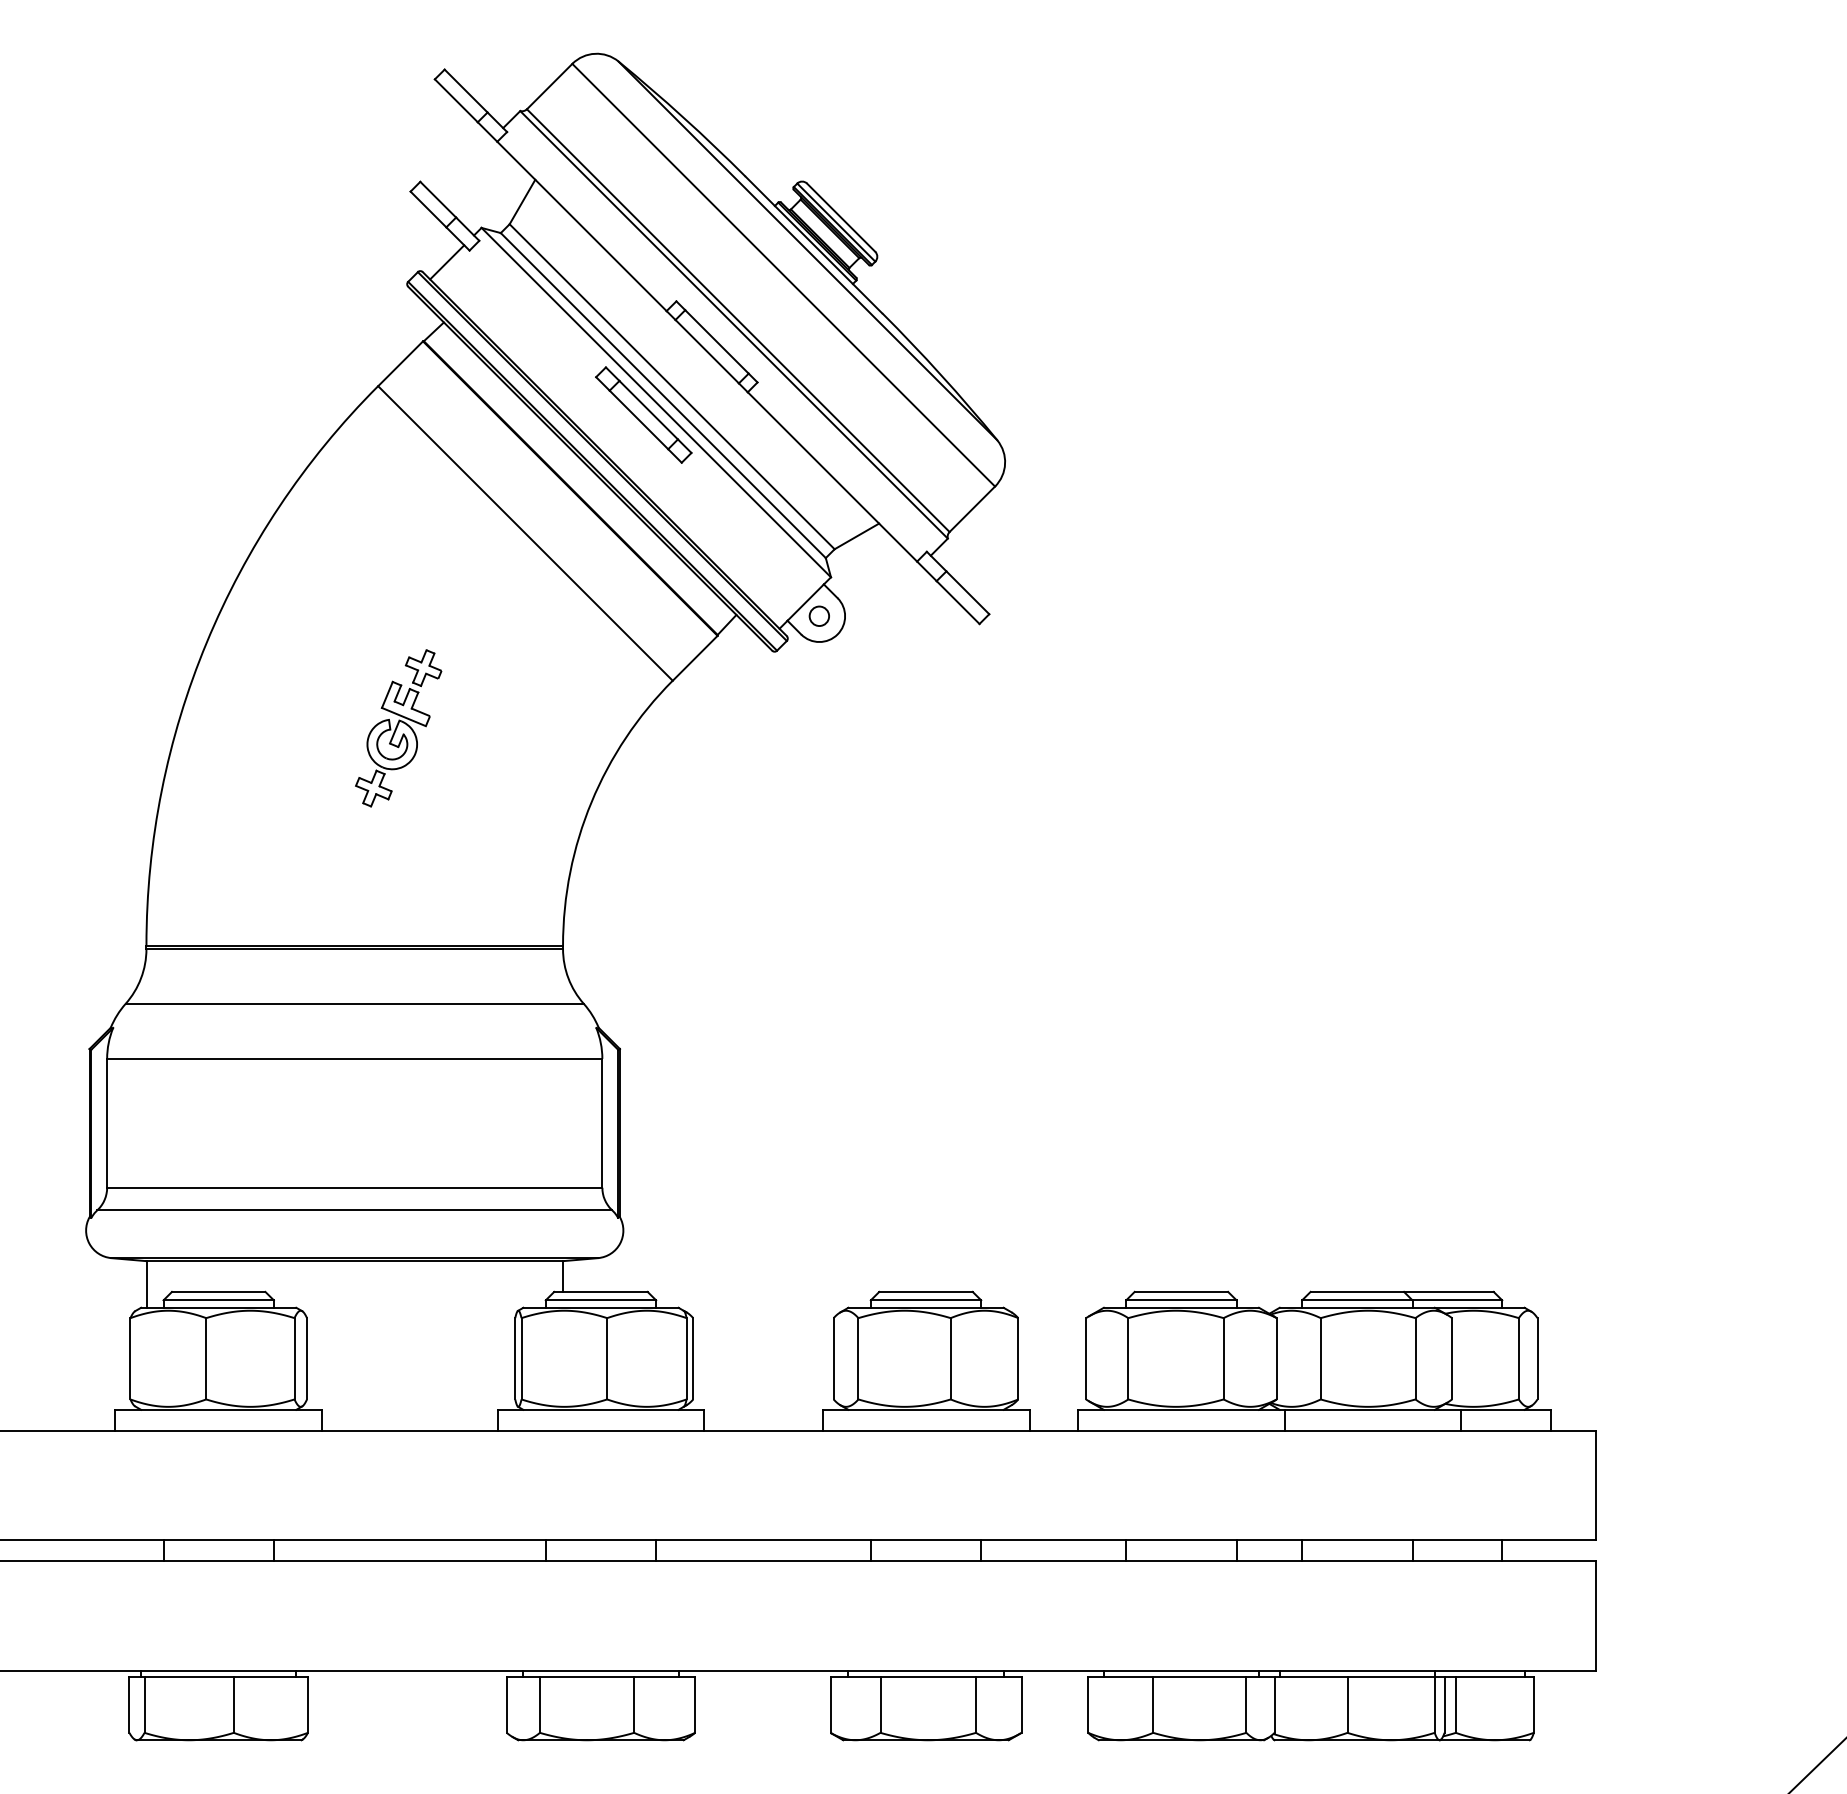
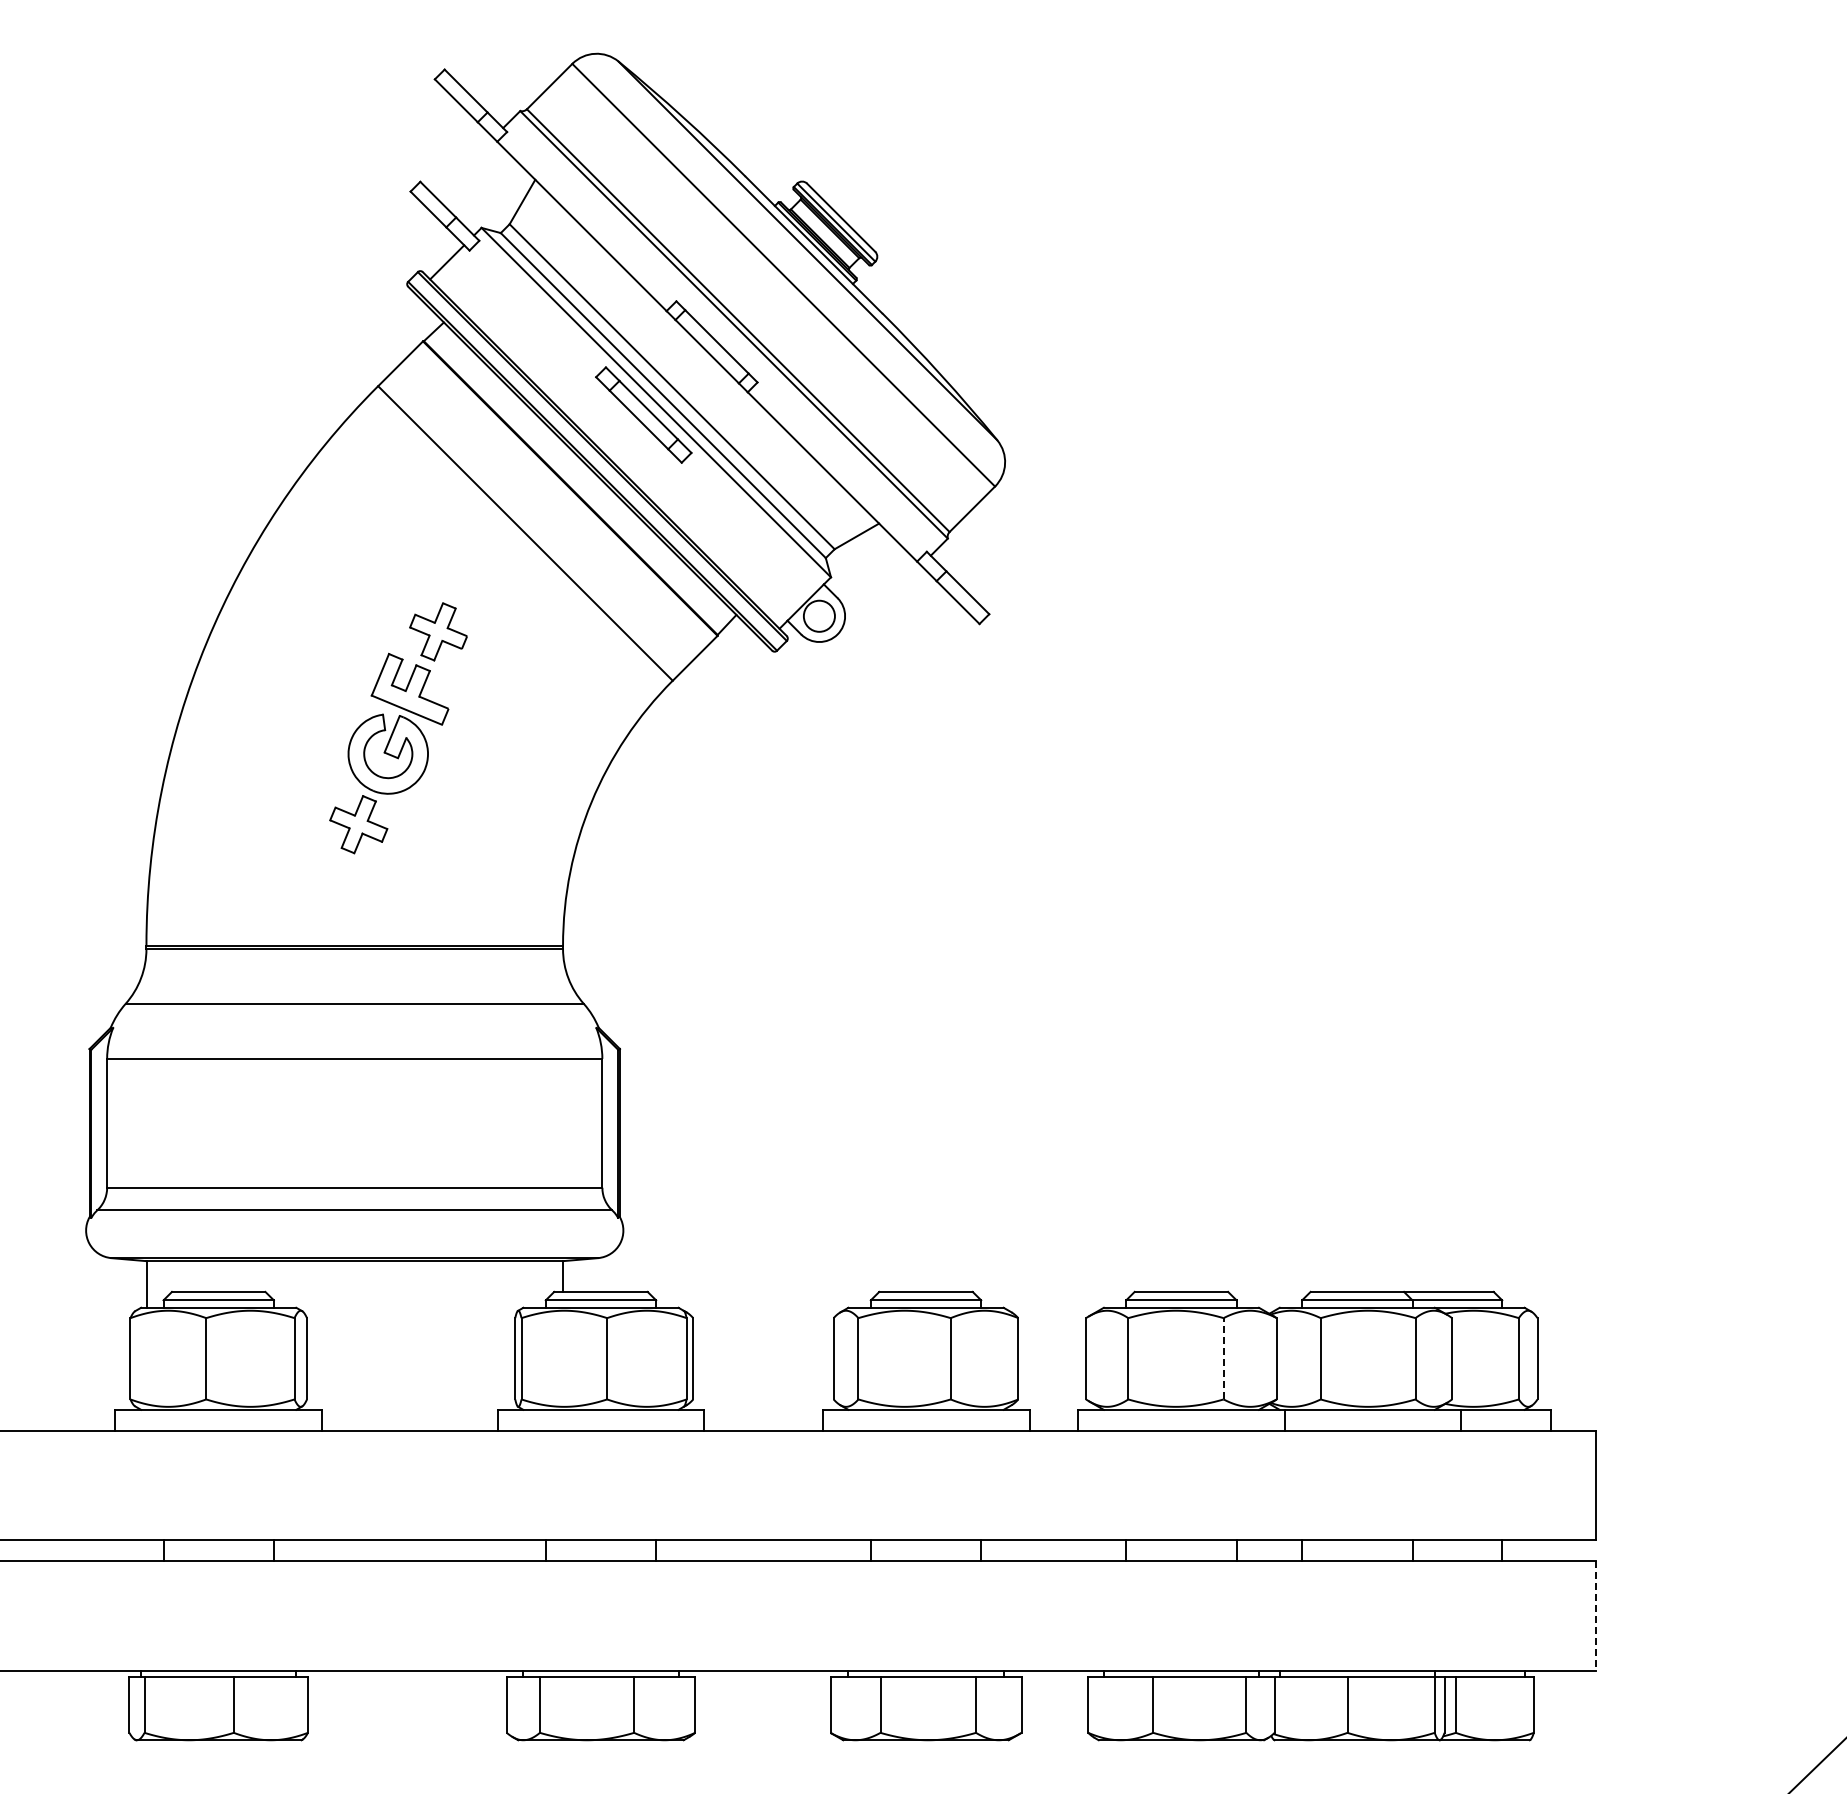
circle diameter: 19 px -> 31 px (818, 615)
part size: 88x159 px -> 139x253 px (398, 728)
line: solid -> dashed (1223, 1358)
line: solid -> dashed (1596, 1616)
